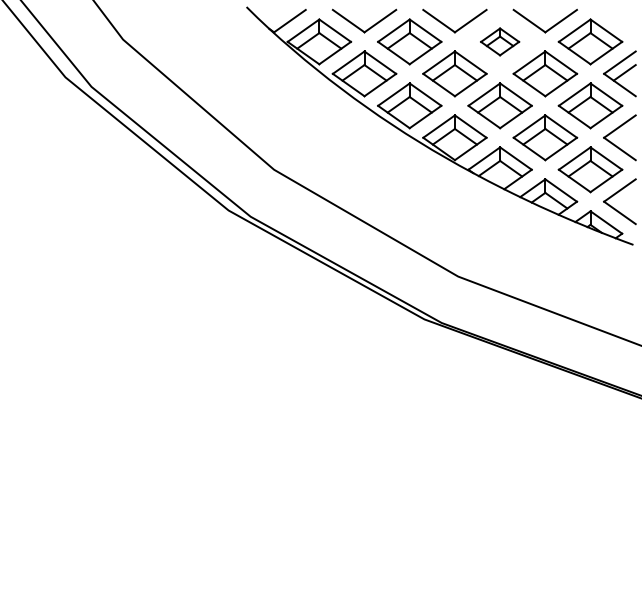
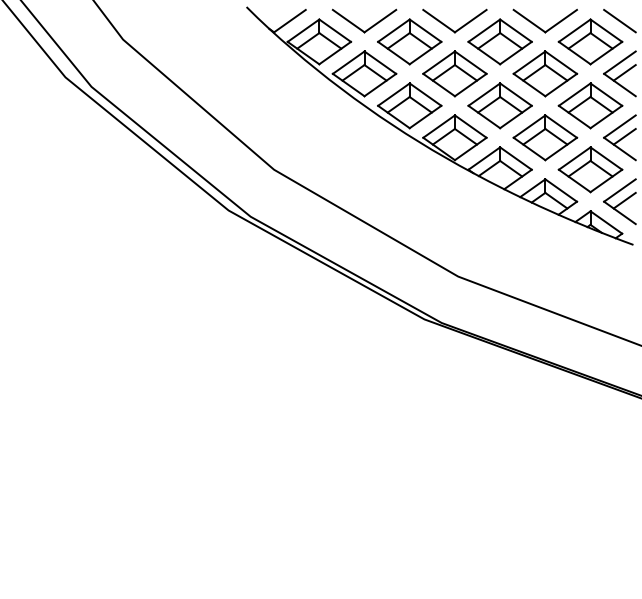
line: none -> present (619, 20)
part size: 41x30 px -> 66x48 px (499, 41)
line: none -> present (624, 136)
line: none -> present (624, 200)
